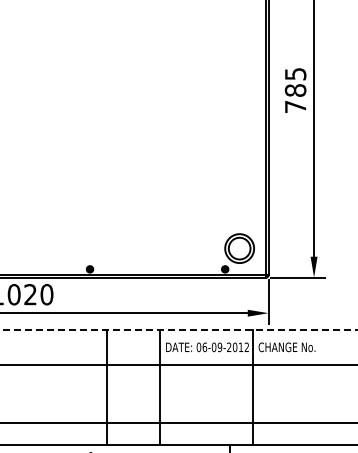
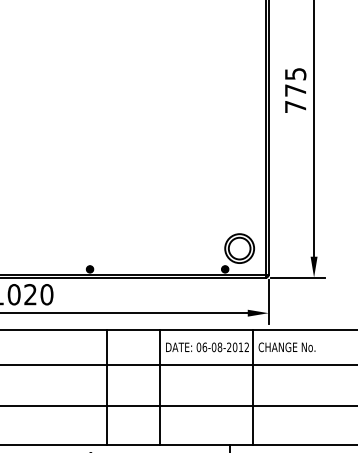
text: 785 -> 775 (295, 90)
line: dashed -> solid (179, 329)
text: 06-09-2012 -> 06-08-2012 (219, 347)
line position: (178, 423) -> (178, 406) (178, 406)
